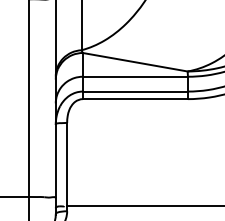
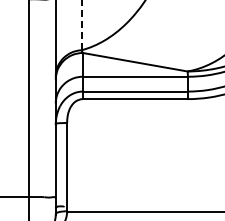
line: solid -> dashed (81, 25)
line position: (144, 206) -> (144, 212) (144, 212)
